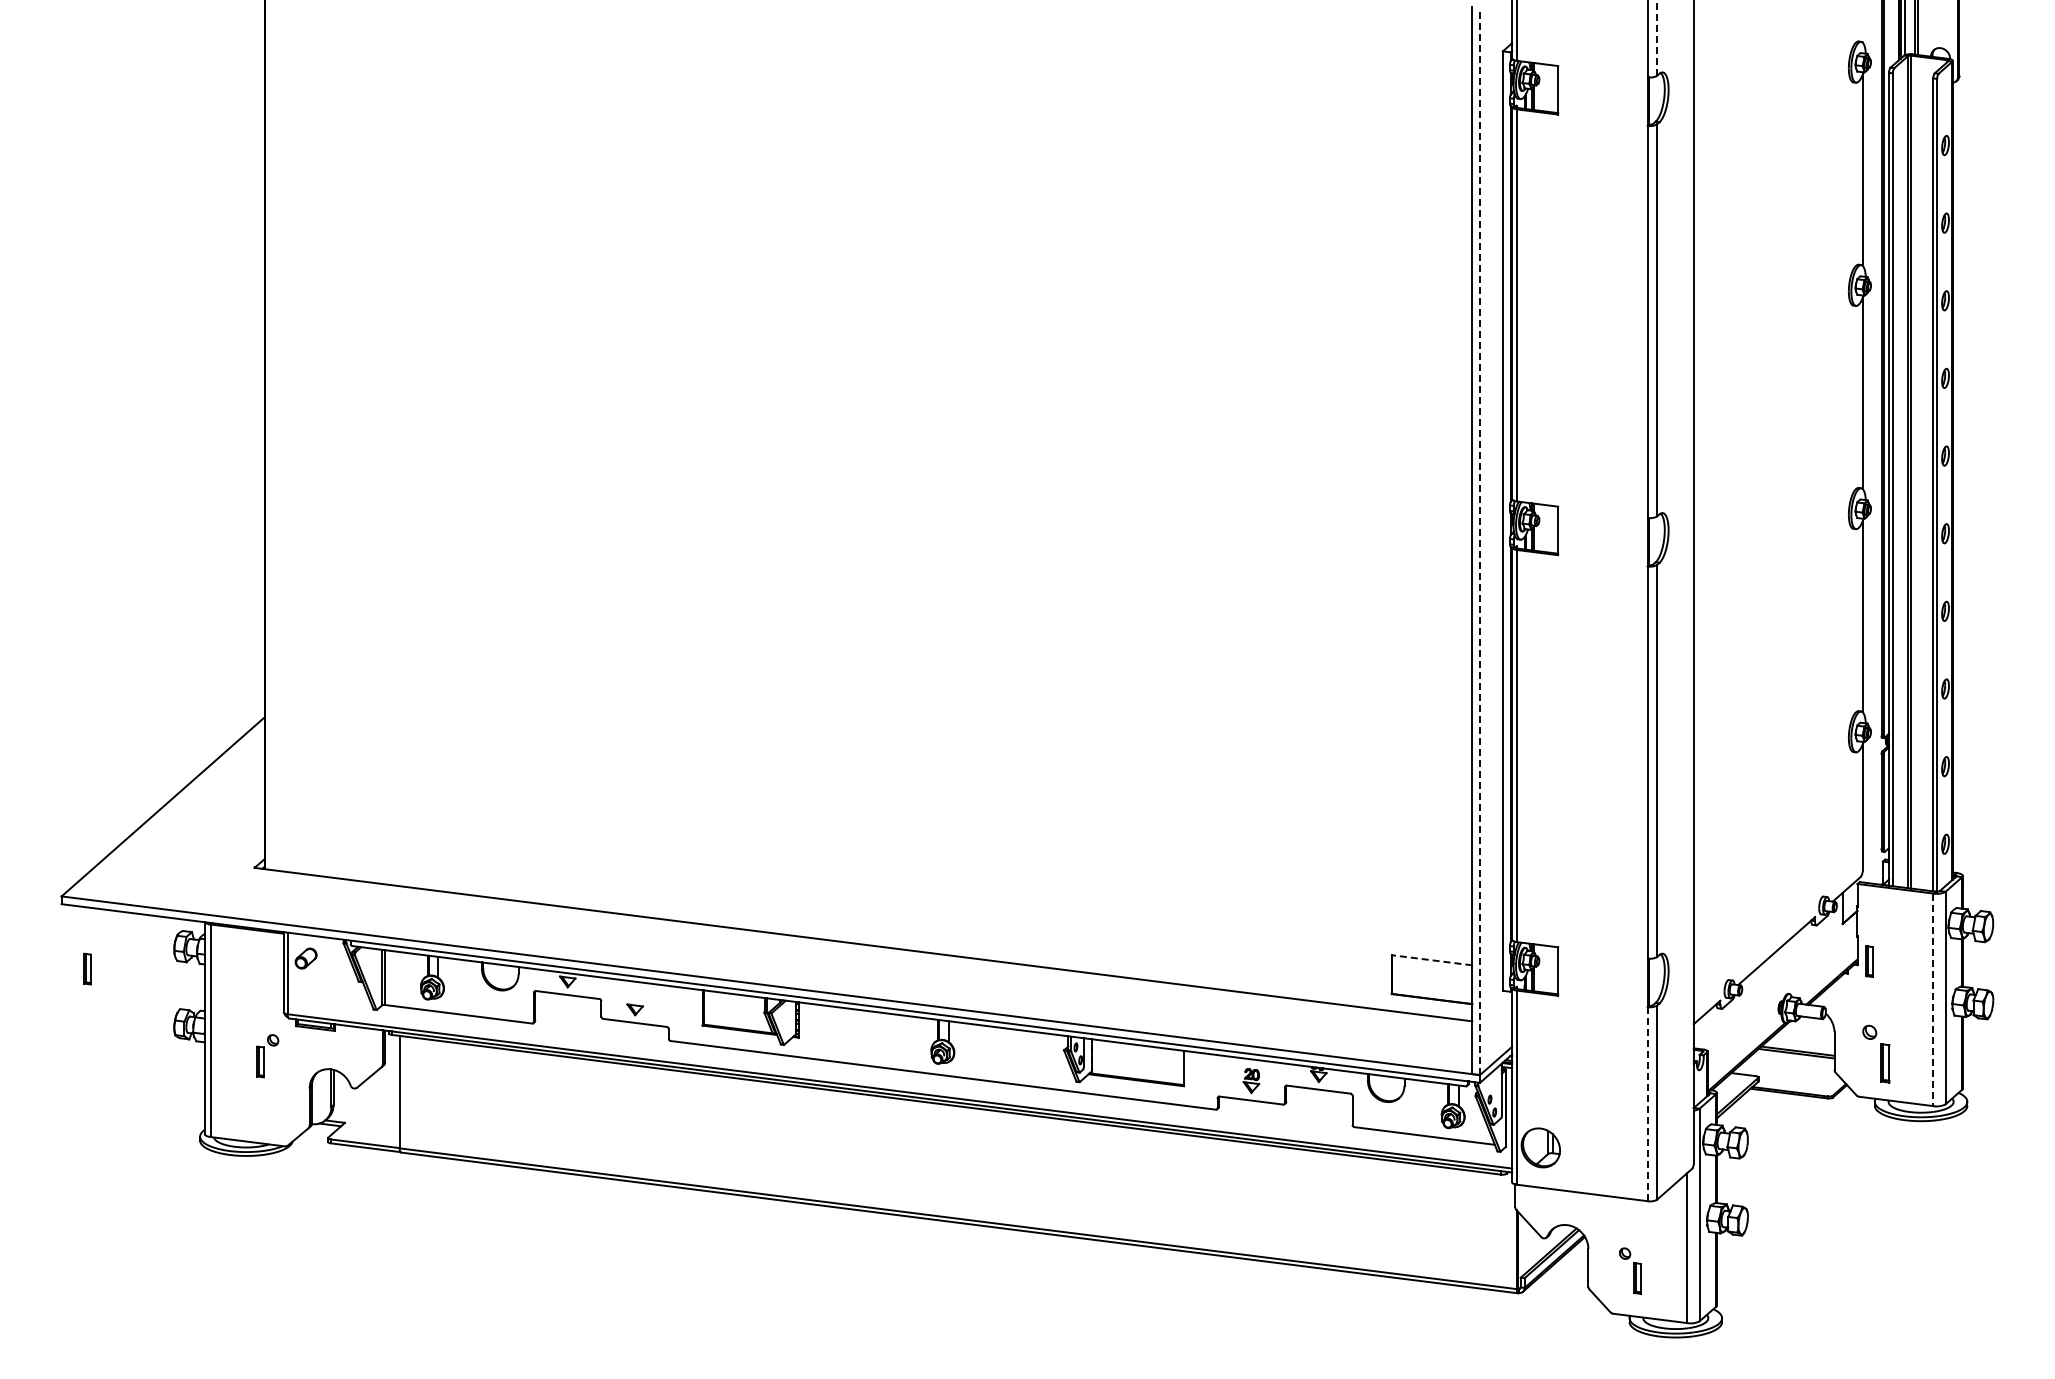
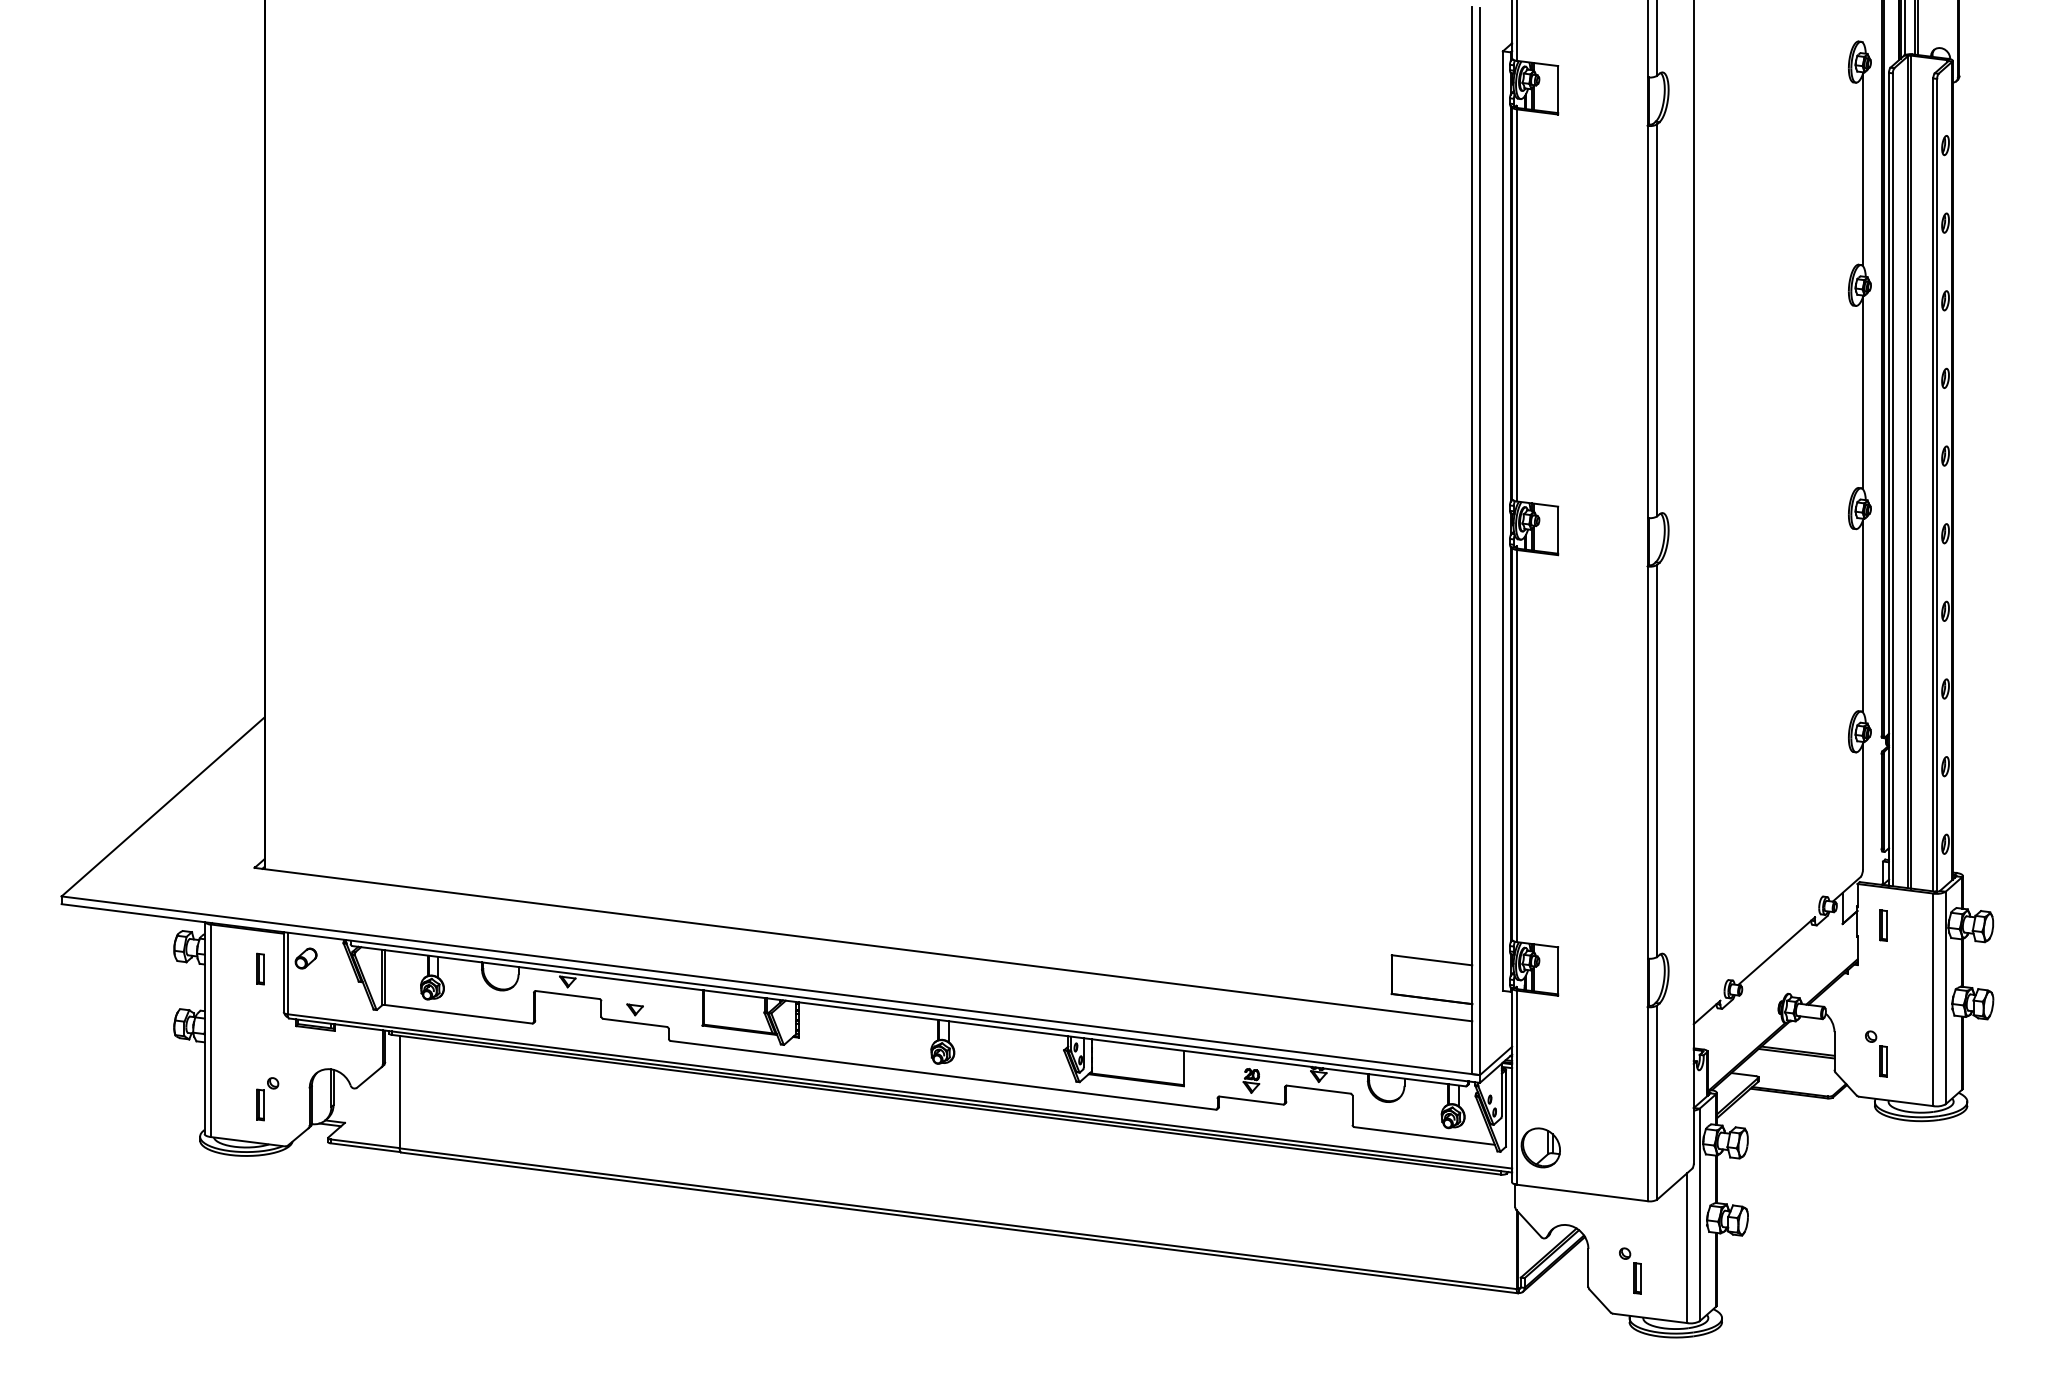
line: dashed -> solid (1657, 38)
line: dashed -> solid (1480, 541)
line: dashed -> solid (1432, 960)
part position: (1869, 961) -> (1883, 925) (1883, 925)
part position: (87, 968) -> (260, 968) (260, 968)
line: dashed -> solid (1933, 1000)
part size: 29x60 px -> 23x48 px (1876, 1053)
part position: (267, 1056) -> (267, 1099) (267, 1099)
line: dashed -> solid (1647, 1104)
